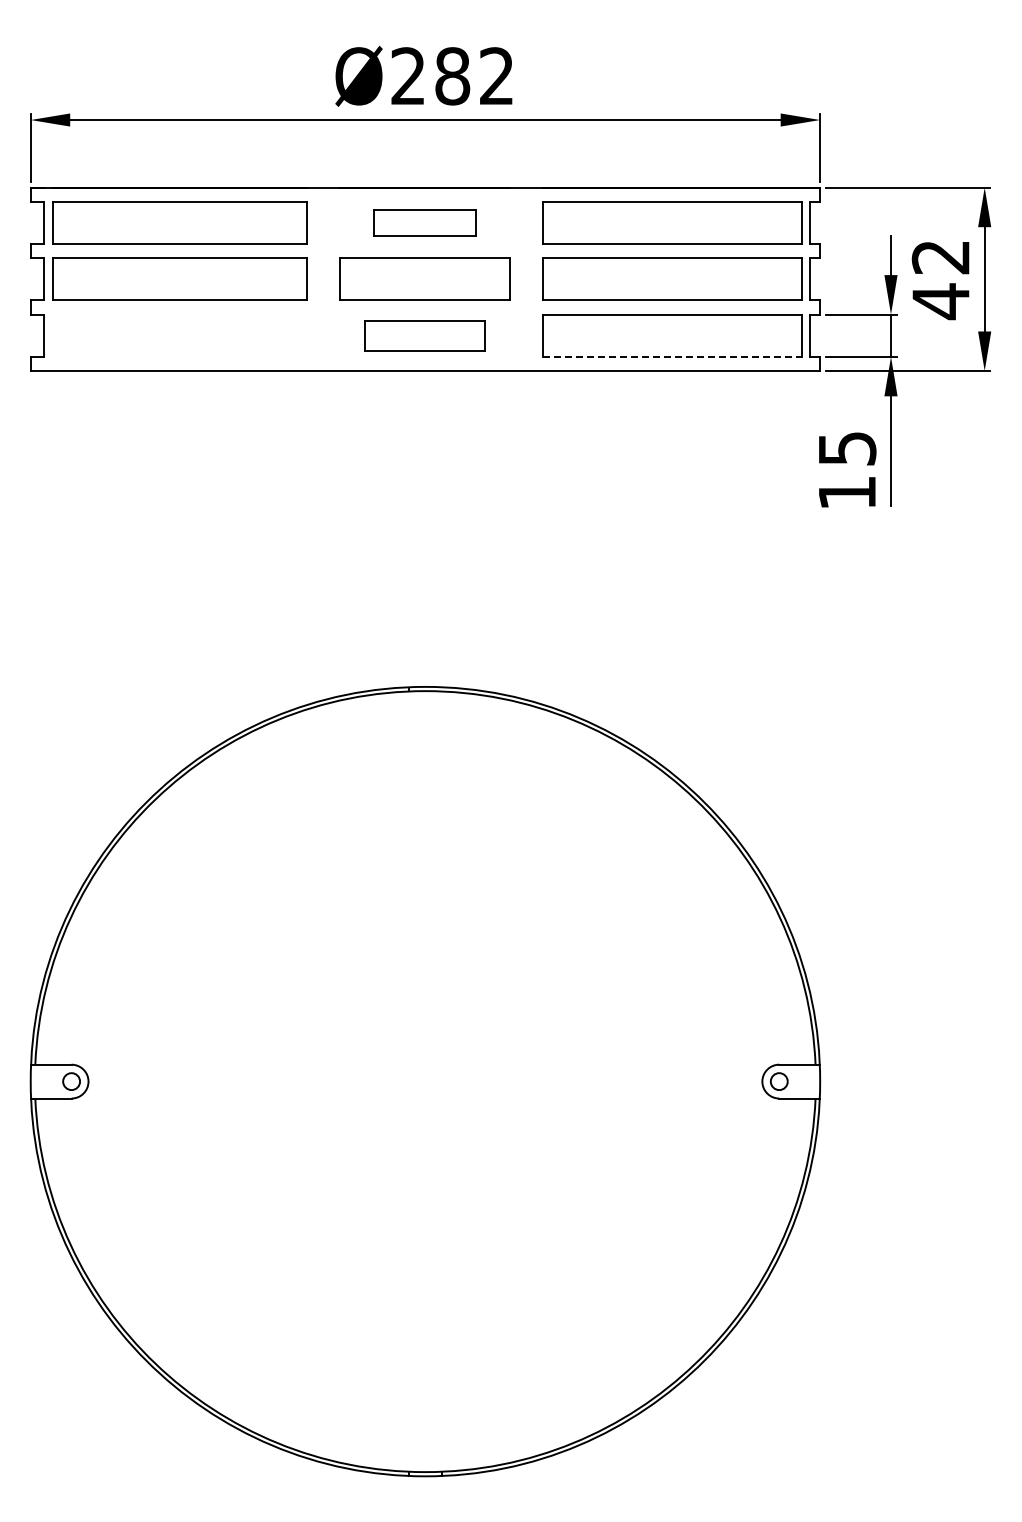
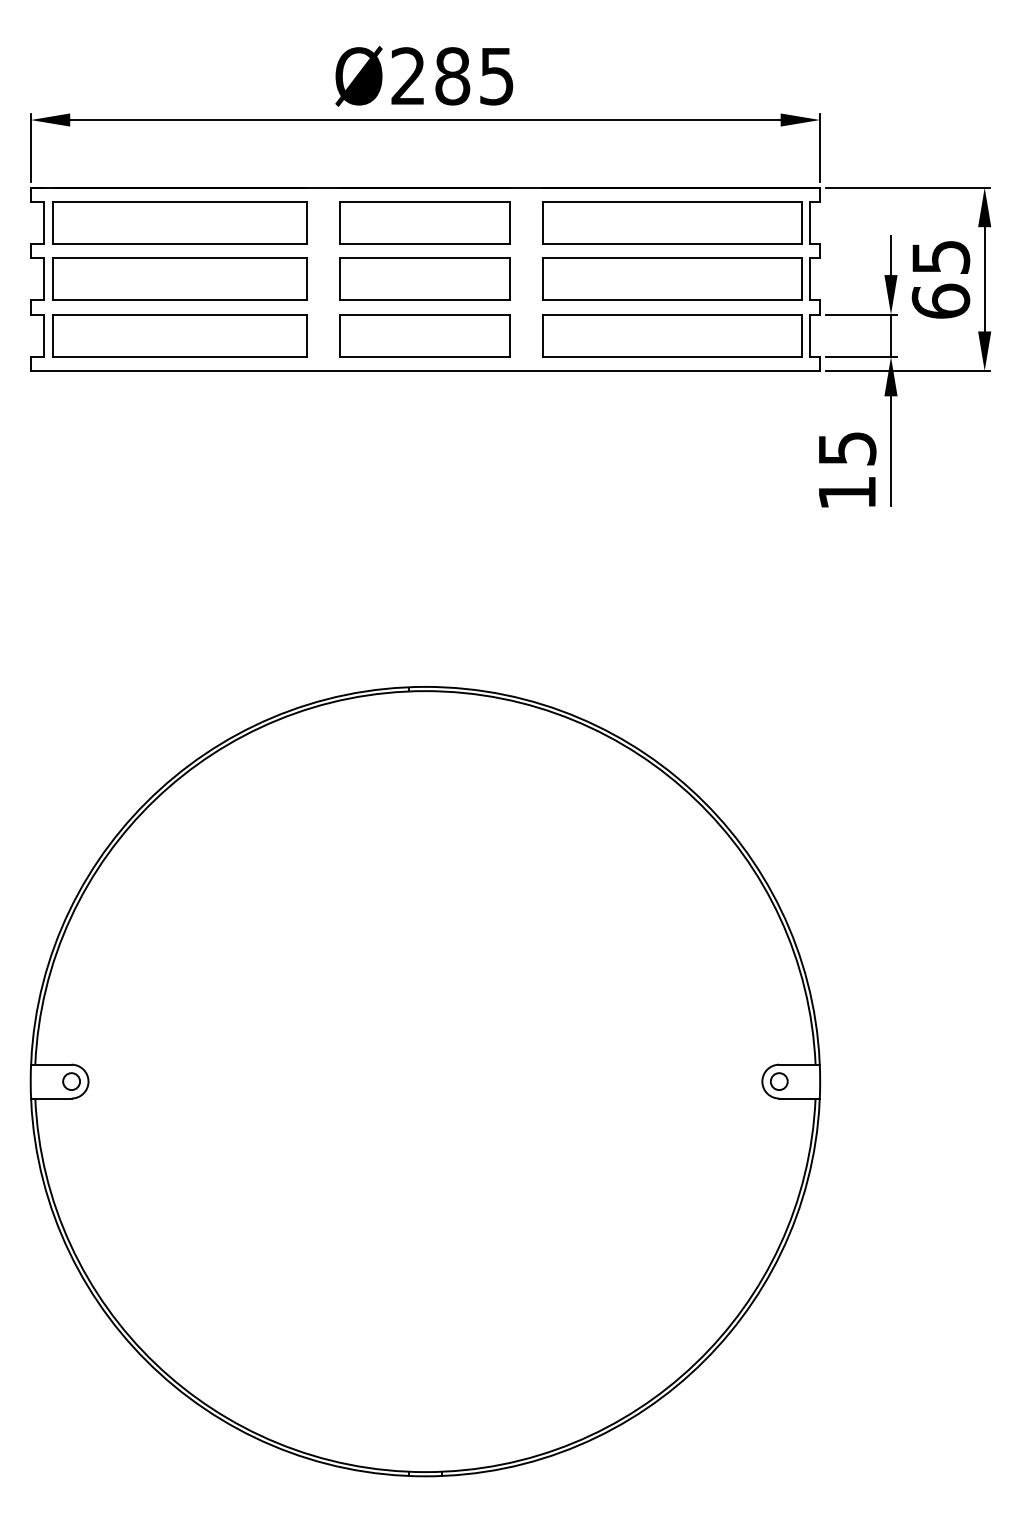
text: Ø282 -> Ø285 (496, 76)
part size: 104x28 px -> 172x44 px (424, 222)
text: 42 -> 65 (940, 280)
part: none -> present (179, 335)
part size: 122x32 px -> 172x44 px (424, 335)
line: dashed -> solid (672, 356)
